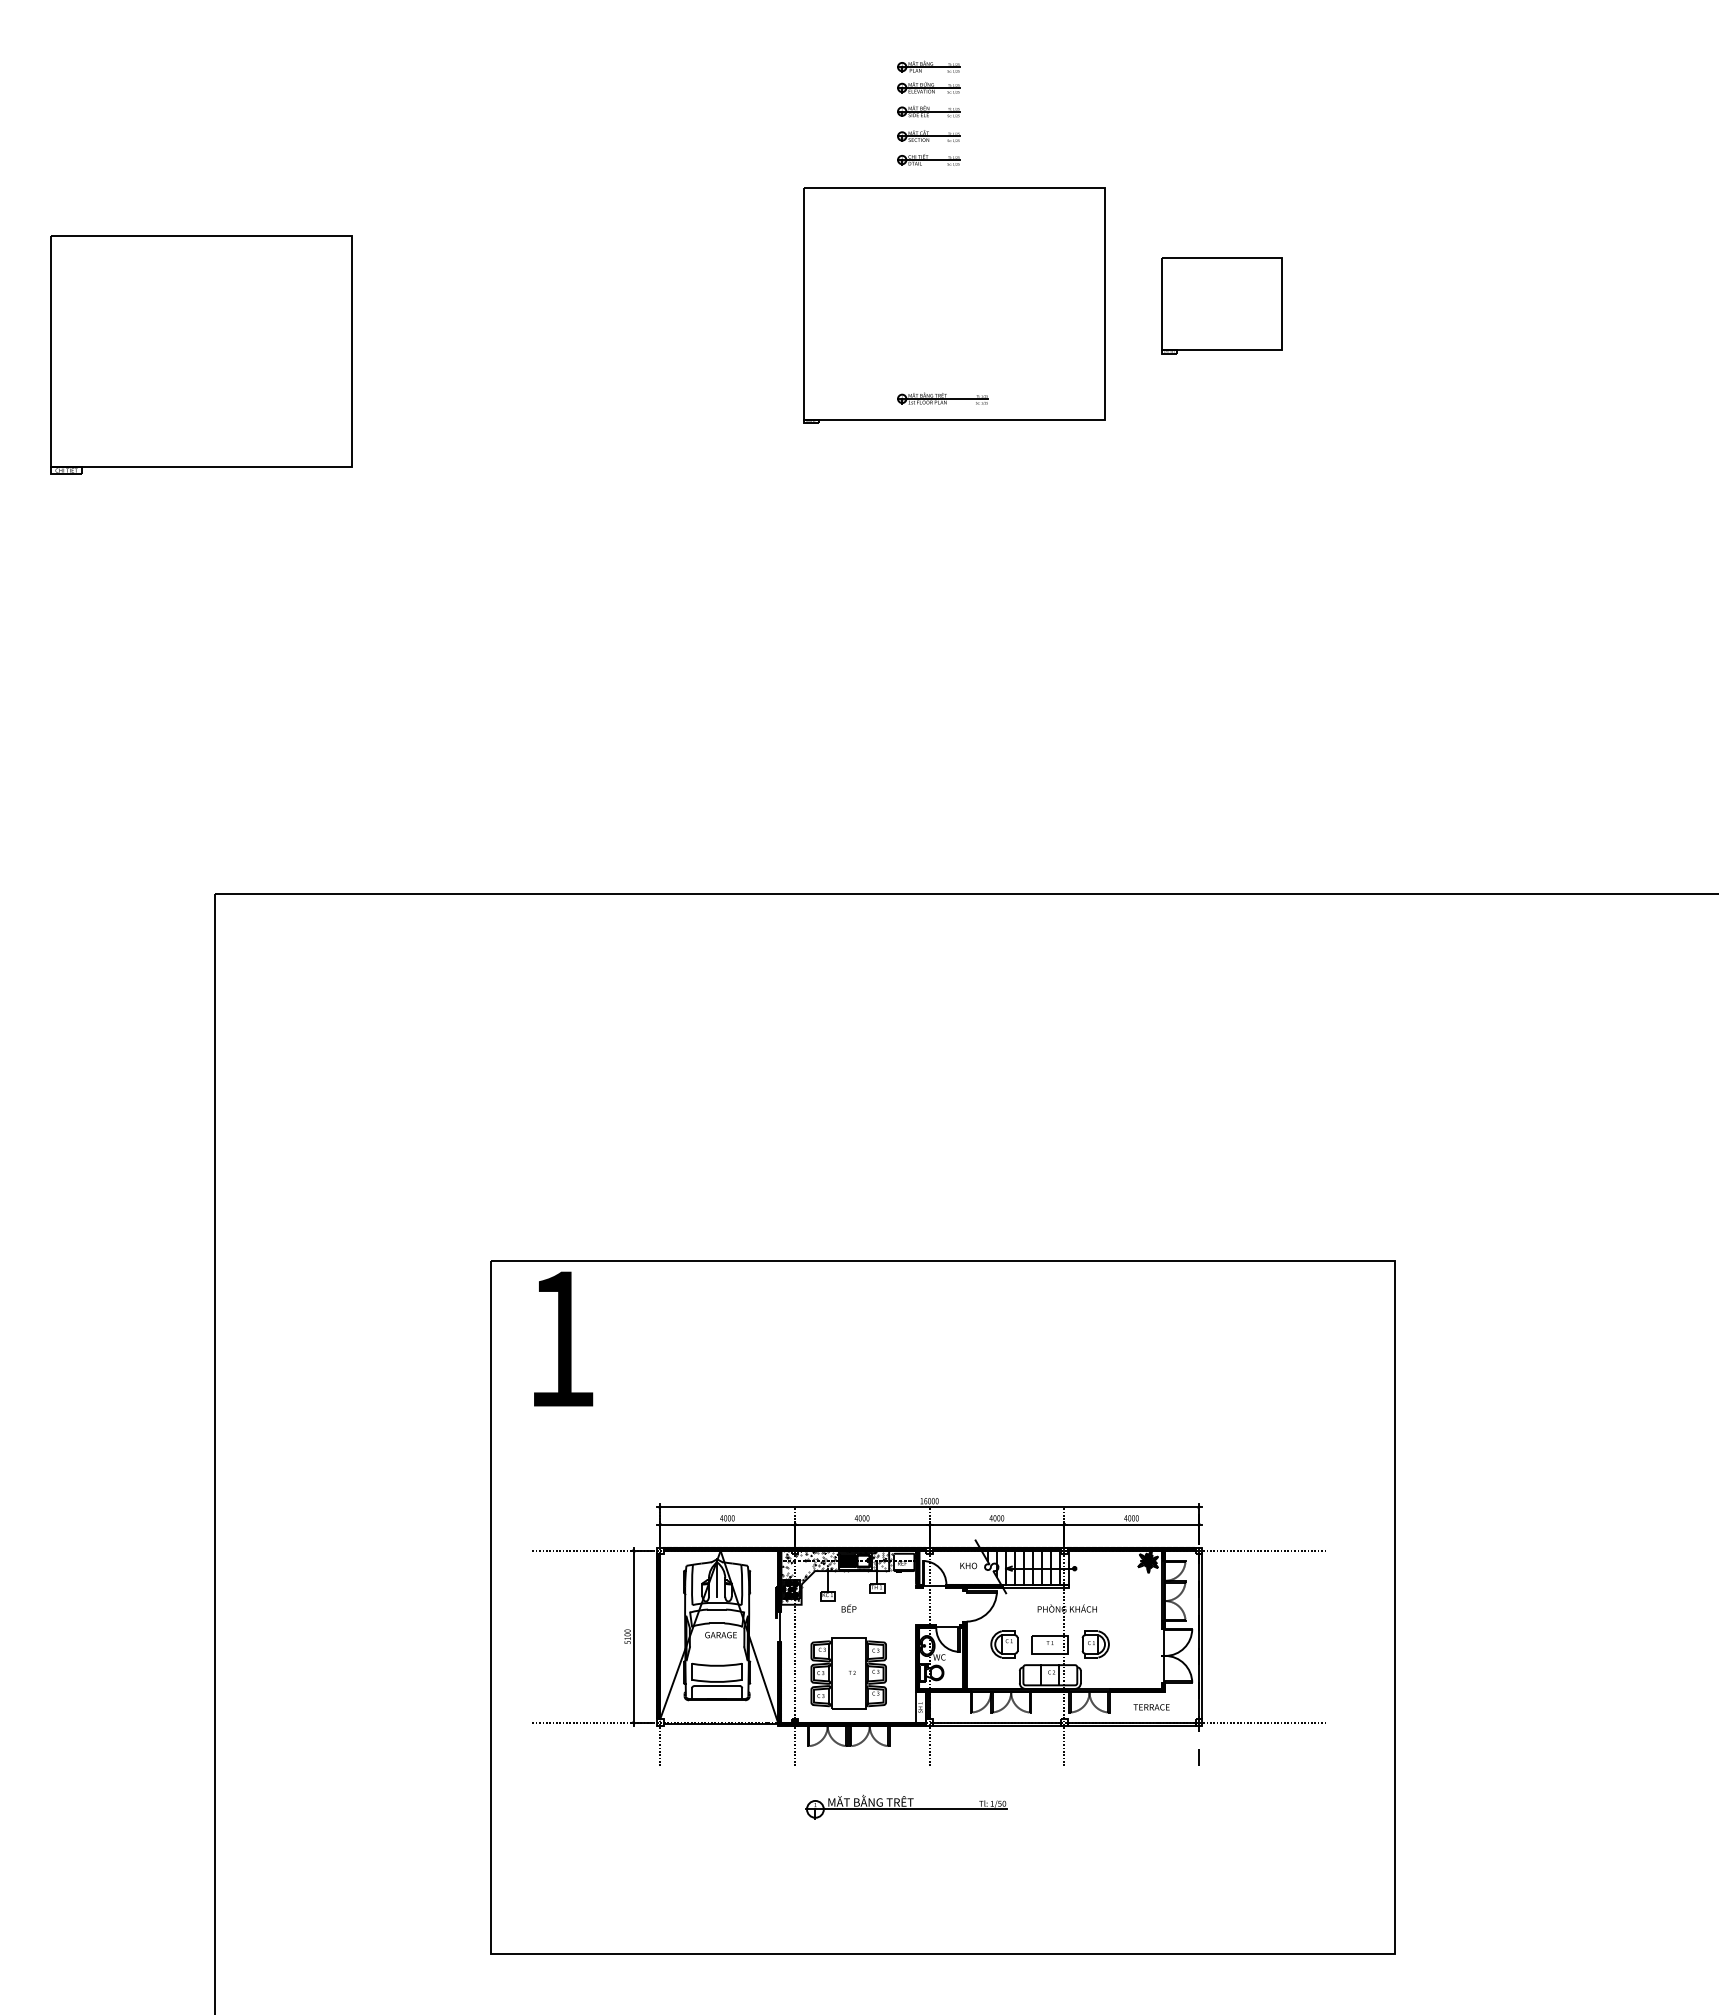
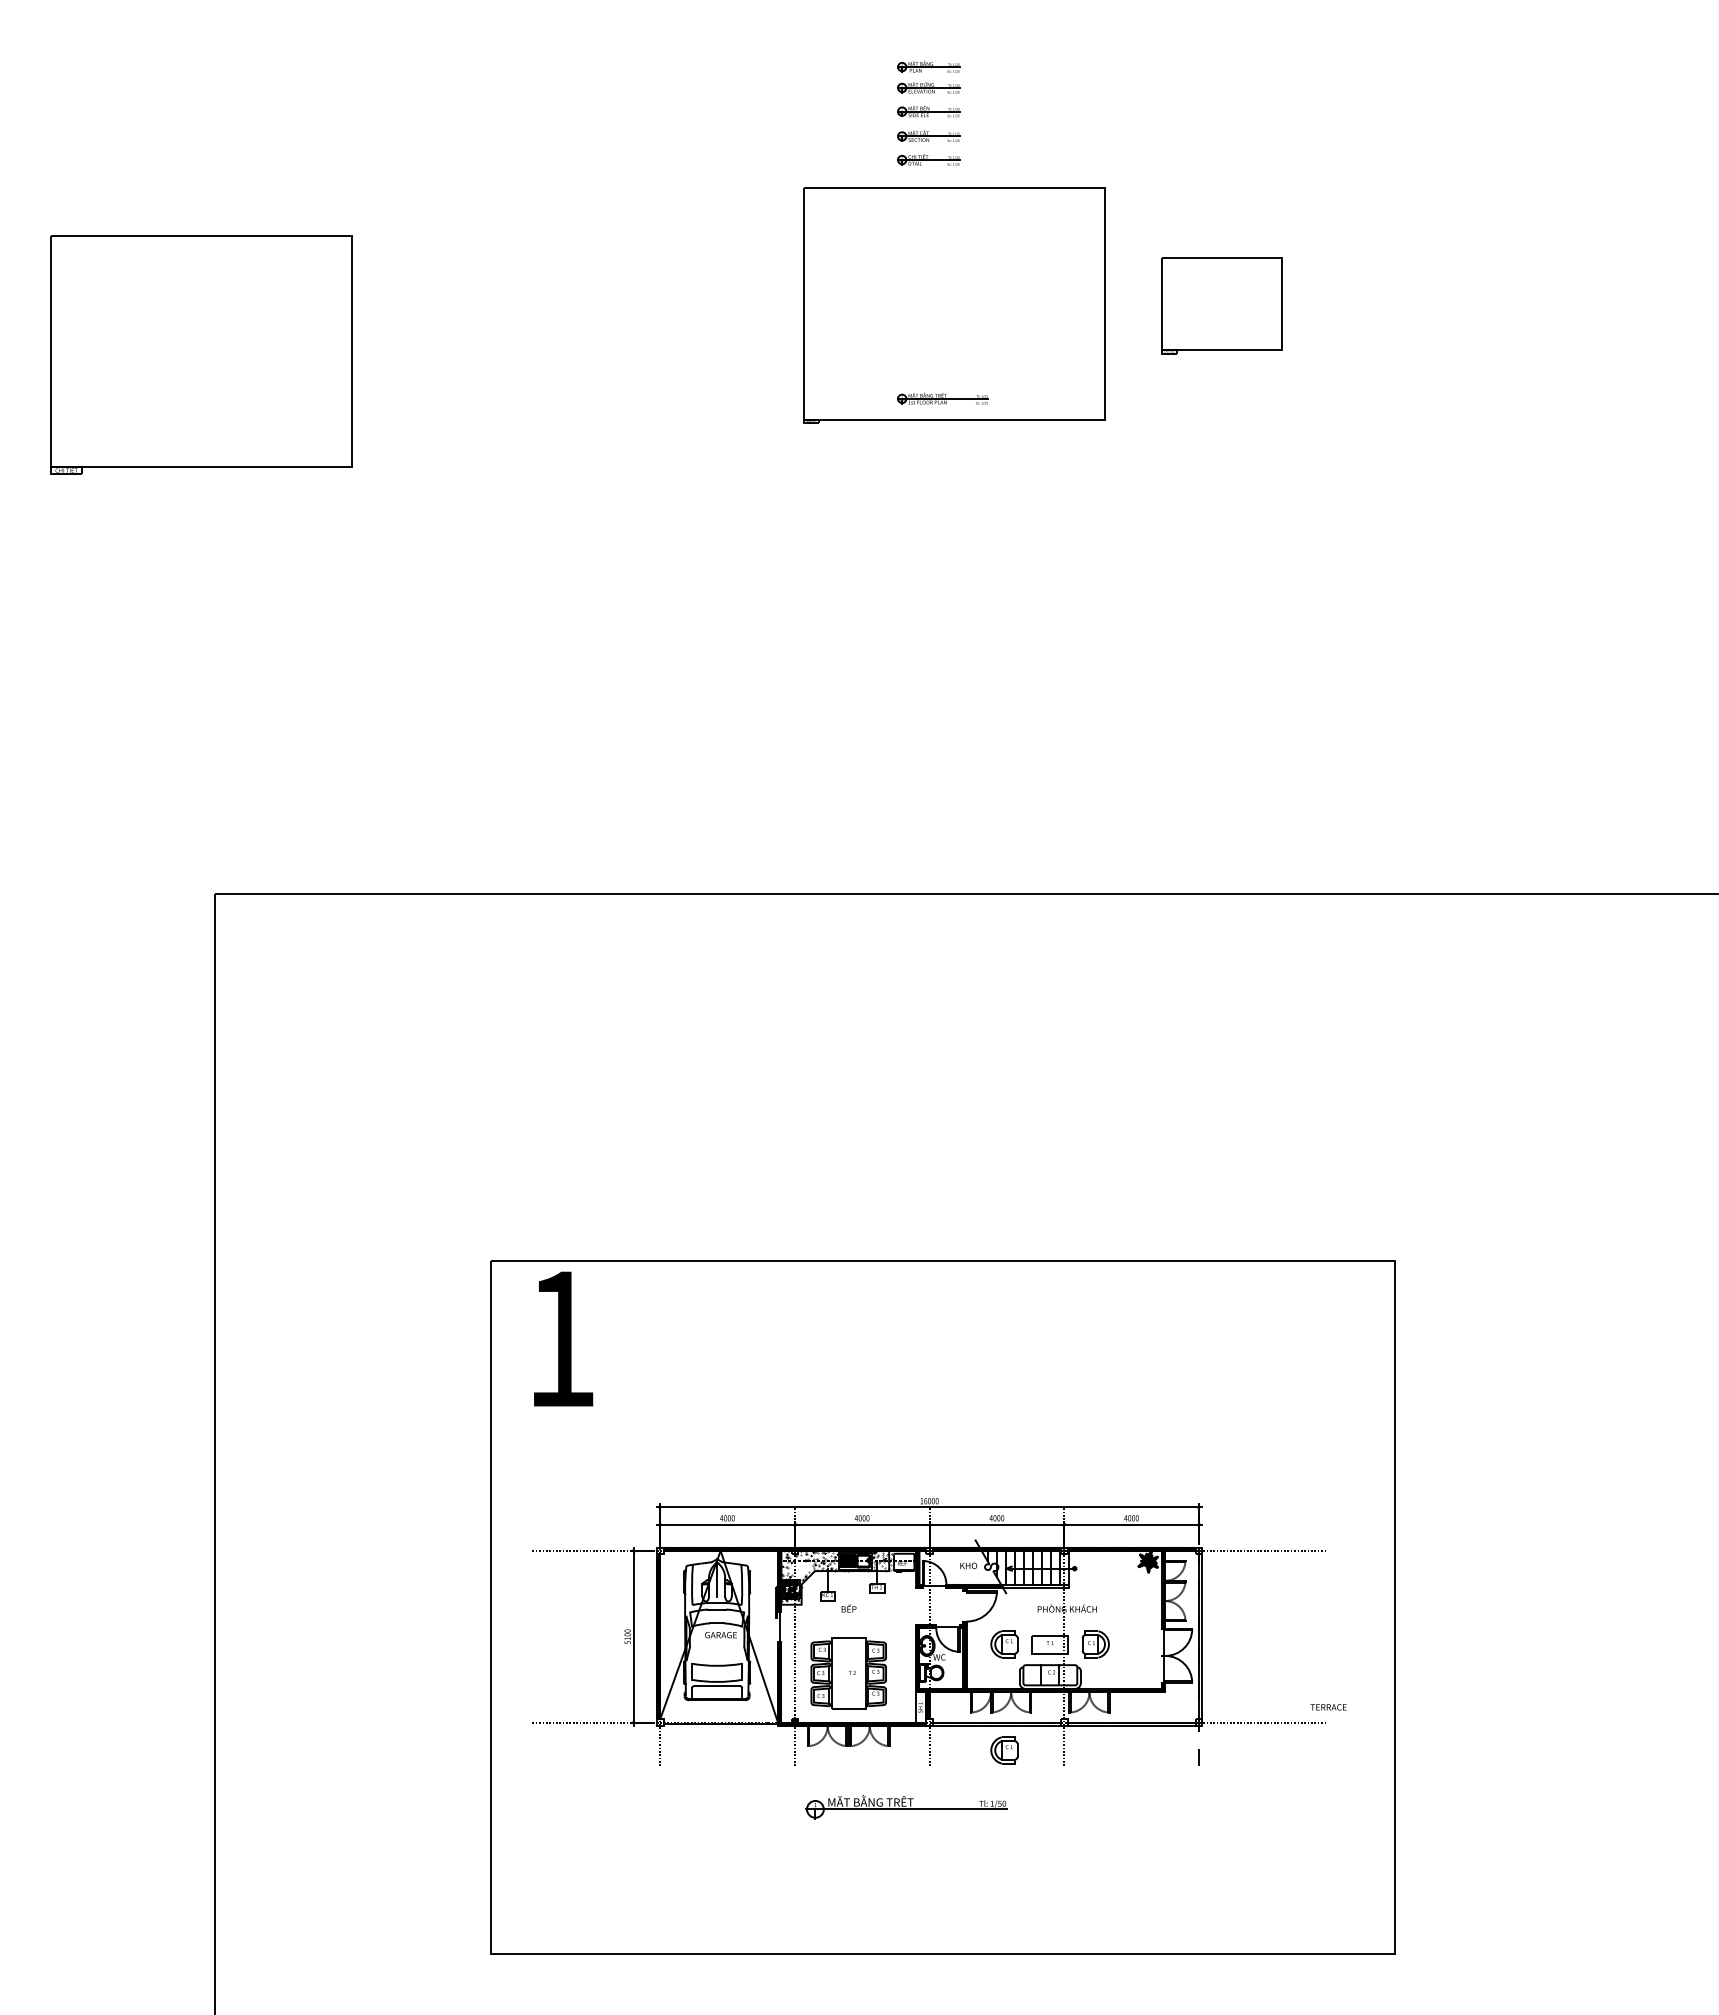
text position: (1151, 1707) -> (1328, 1707) (1328, 1707)
part: none -> present (1004, 1750)
